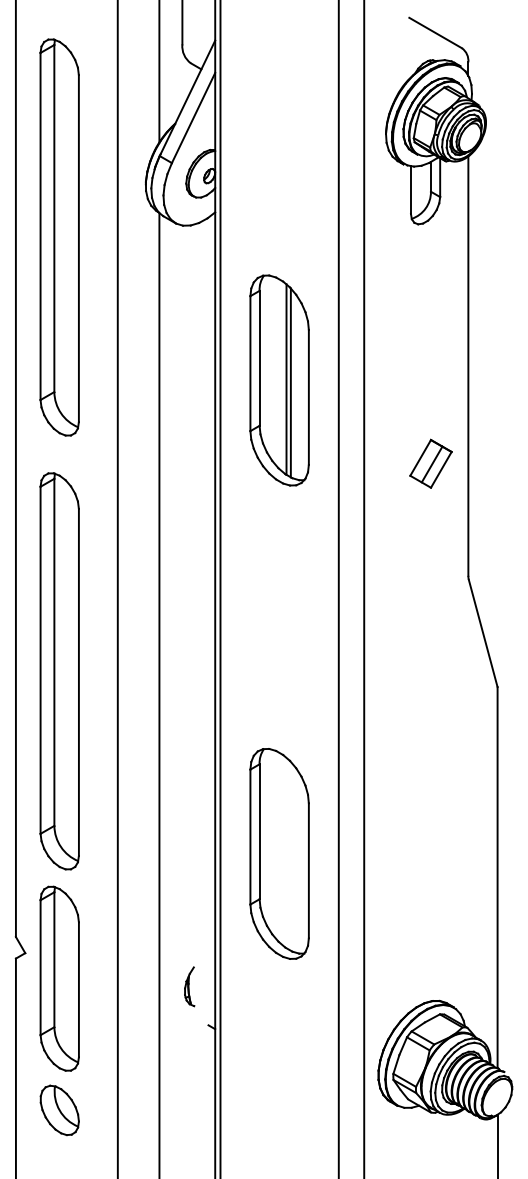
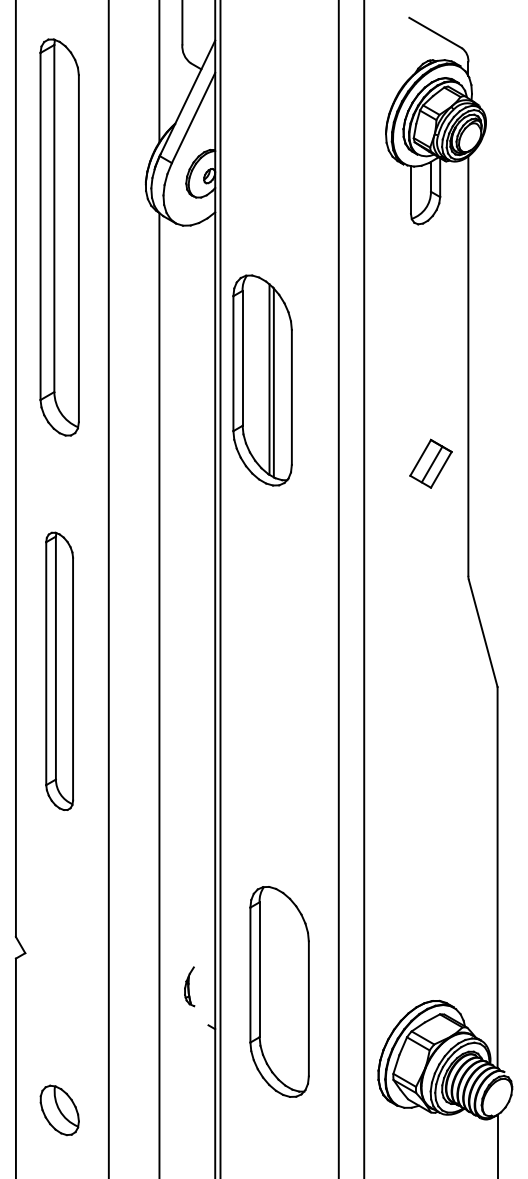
part position: (279, 380) -> (262, 380) (262, 380)
line position: (117, 588) -> (108, 588) (108, 588)
part size: 41x399 px -> 30x280 px (59, 670)
part position: (279, 853) -> (279, 991) (279, 991)
part: present -> none (59, 978)
